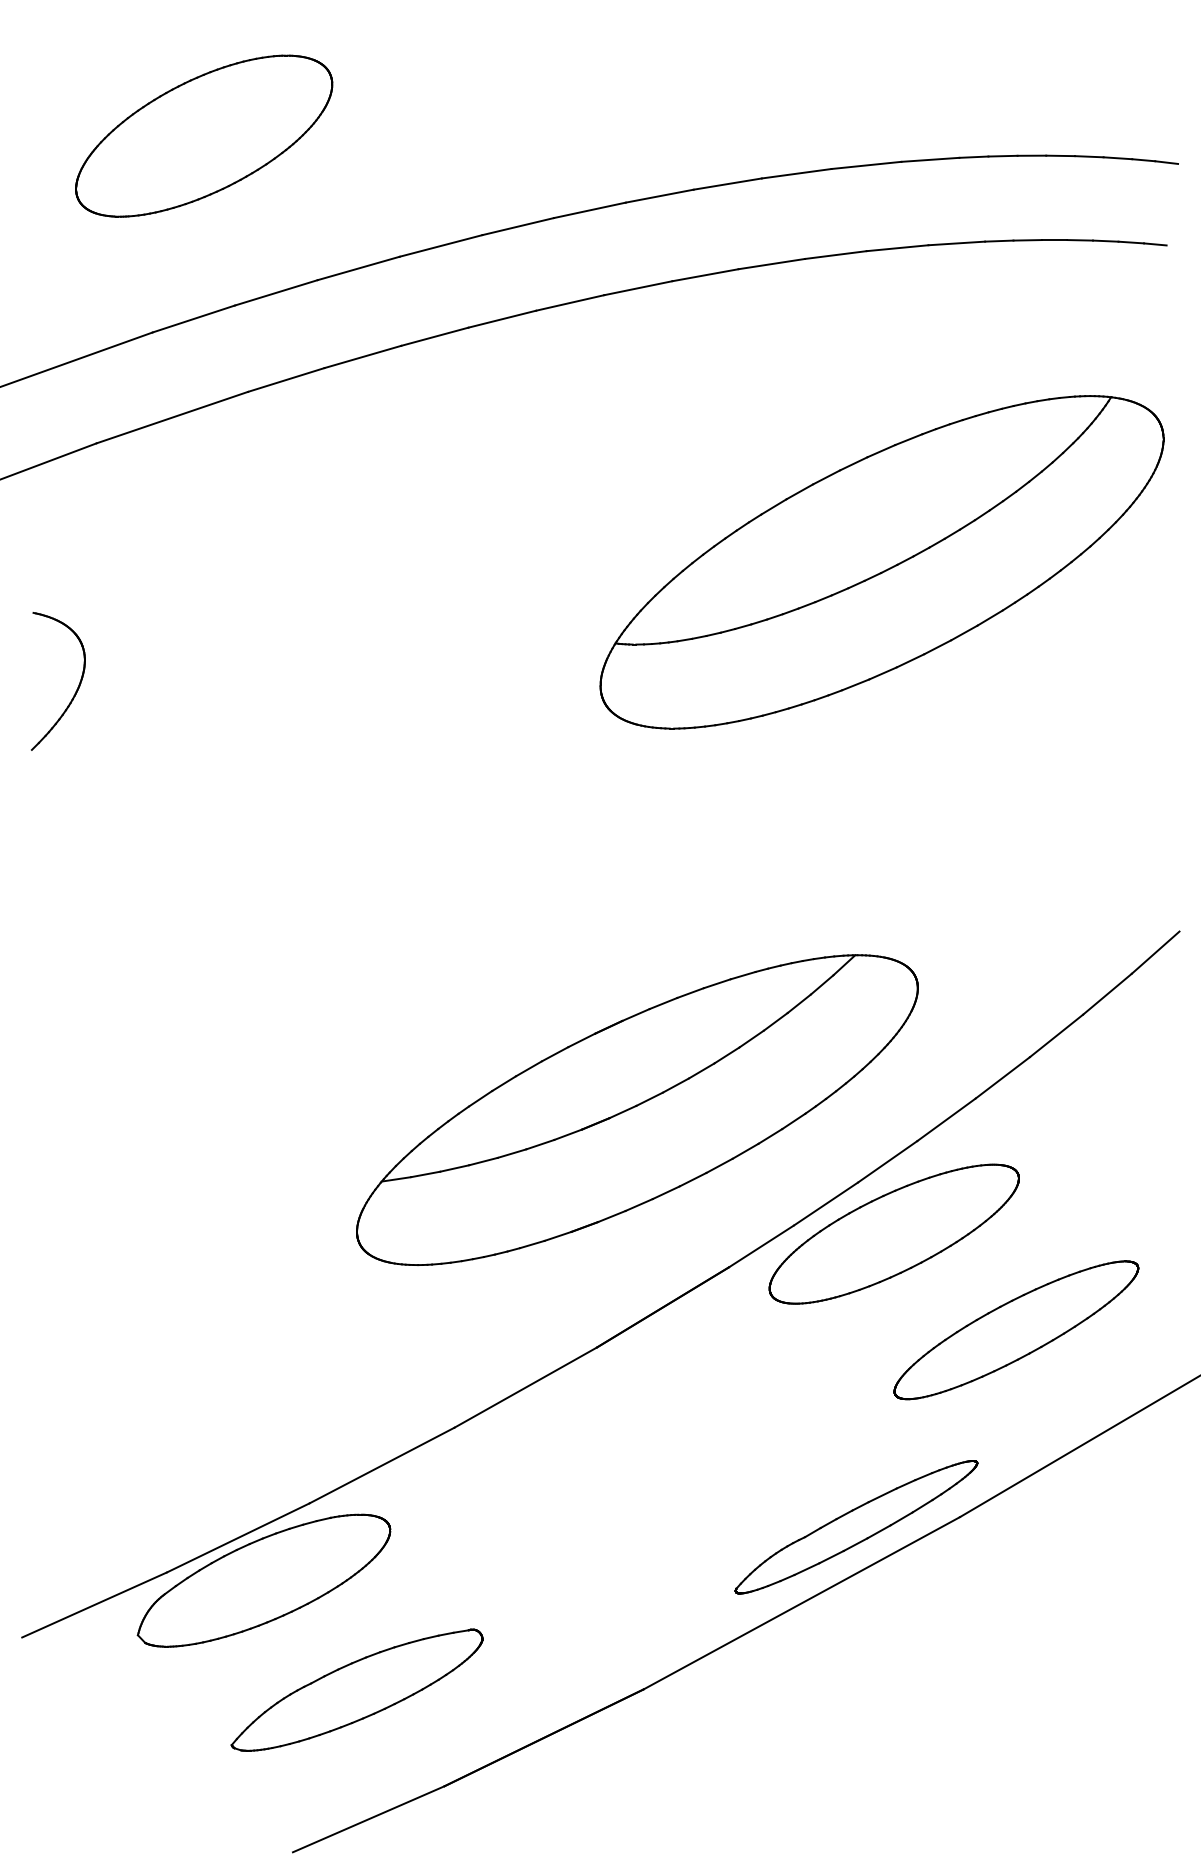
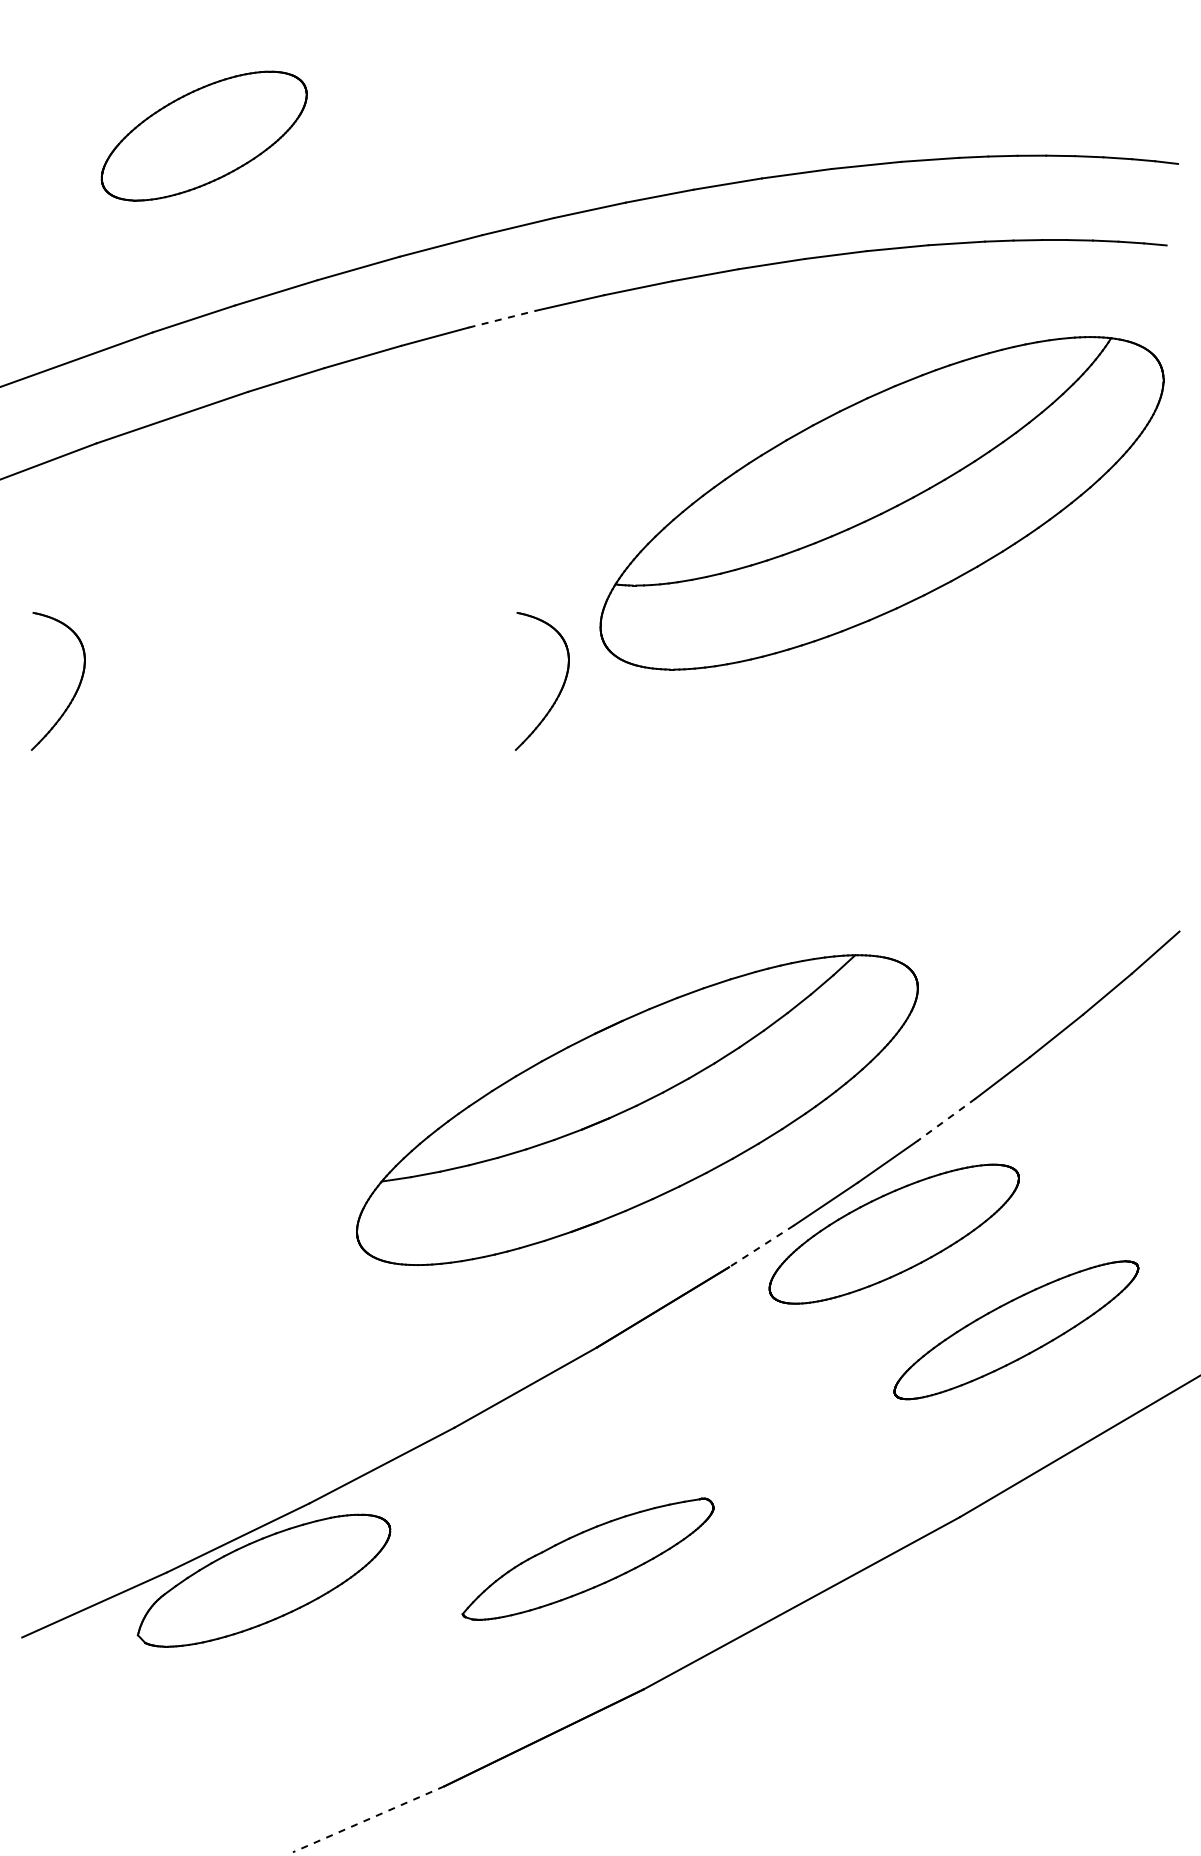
part size: 259x164 px -> 208x132 px (203, 135)
line: solid -> dashed (502, 319)
part position: (881, 562) -> (881, 503) (881, 503)
part: none -> present (560, 689)
line: solid -> dashed (946, 1120)
line: solid -> dashed (761, 1246)
part: present -> none (856, 1527)
part position: (356, 1689) -> (587, 1558) (587, 1558)
line: solid -> dashed (368, 1819)
